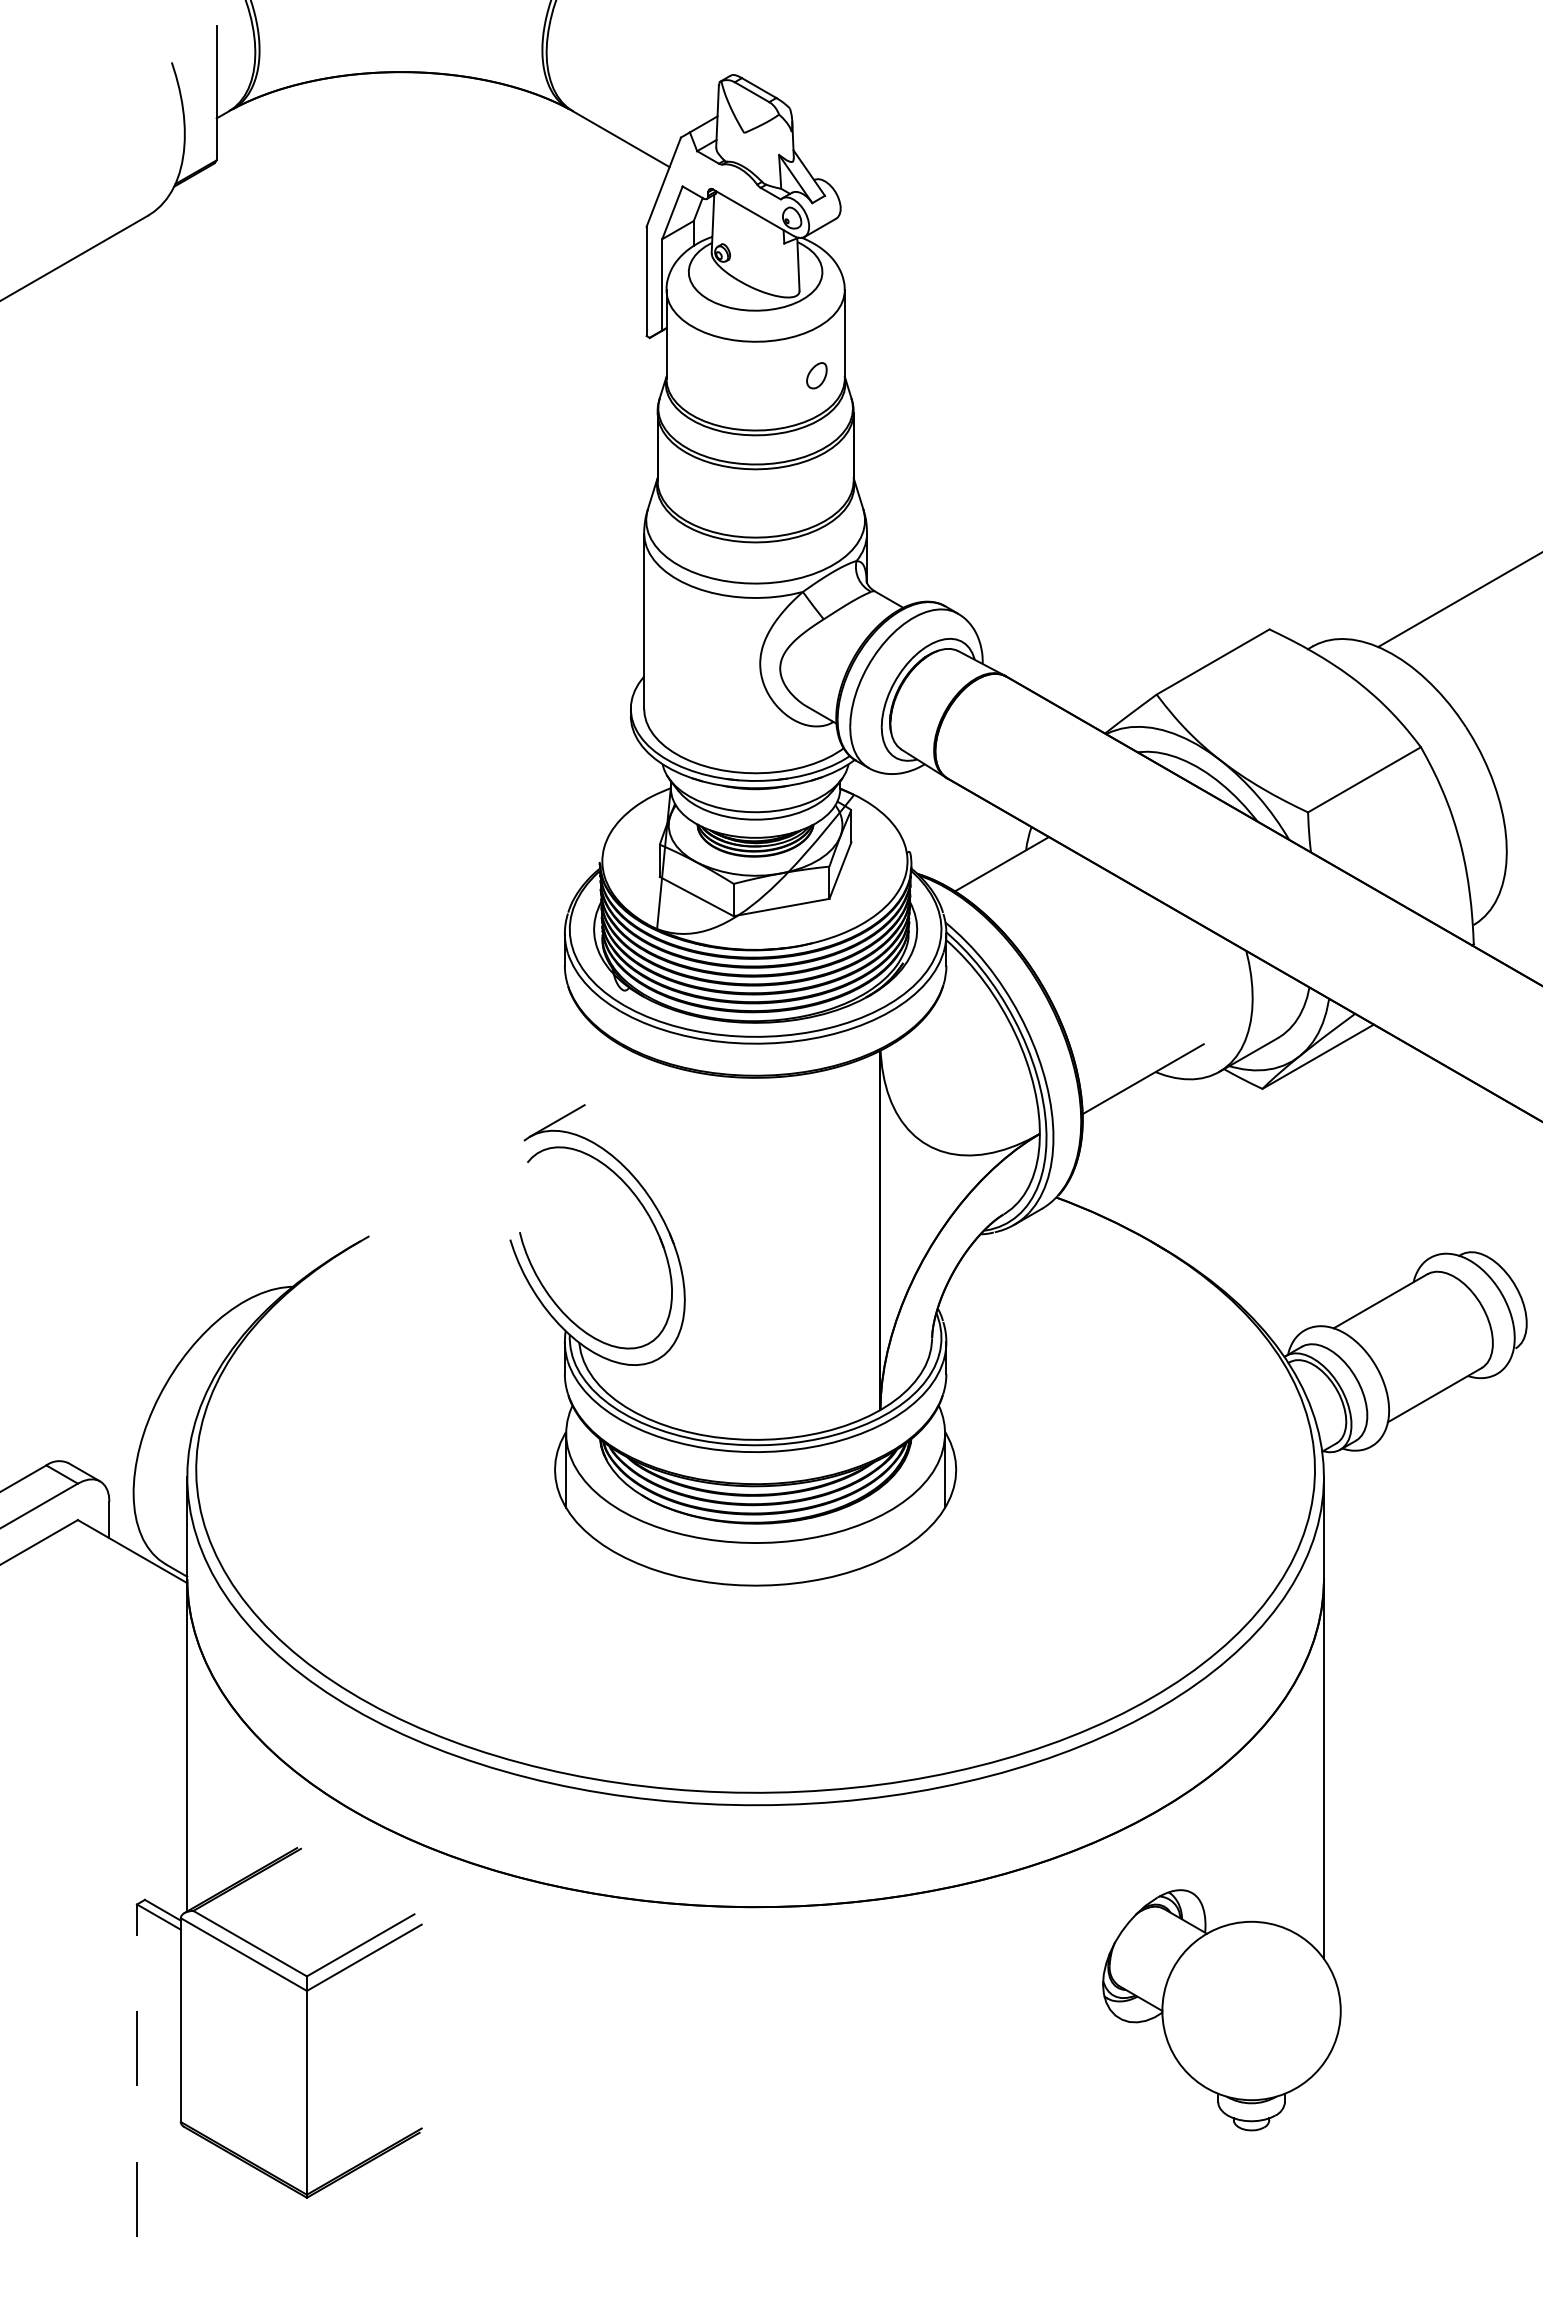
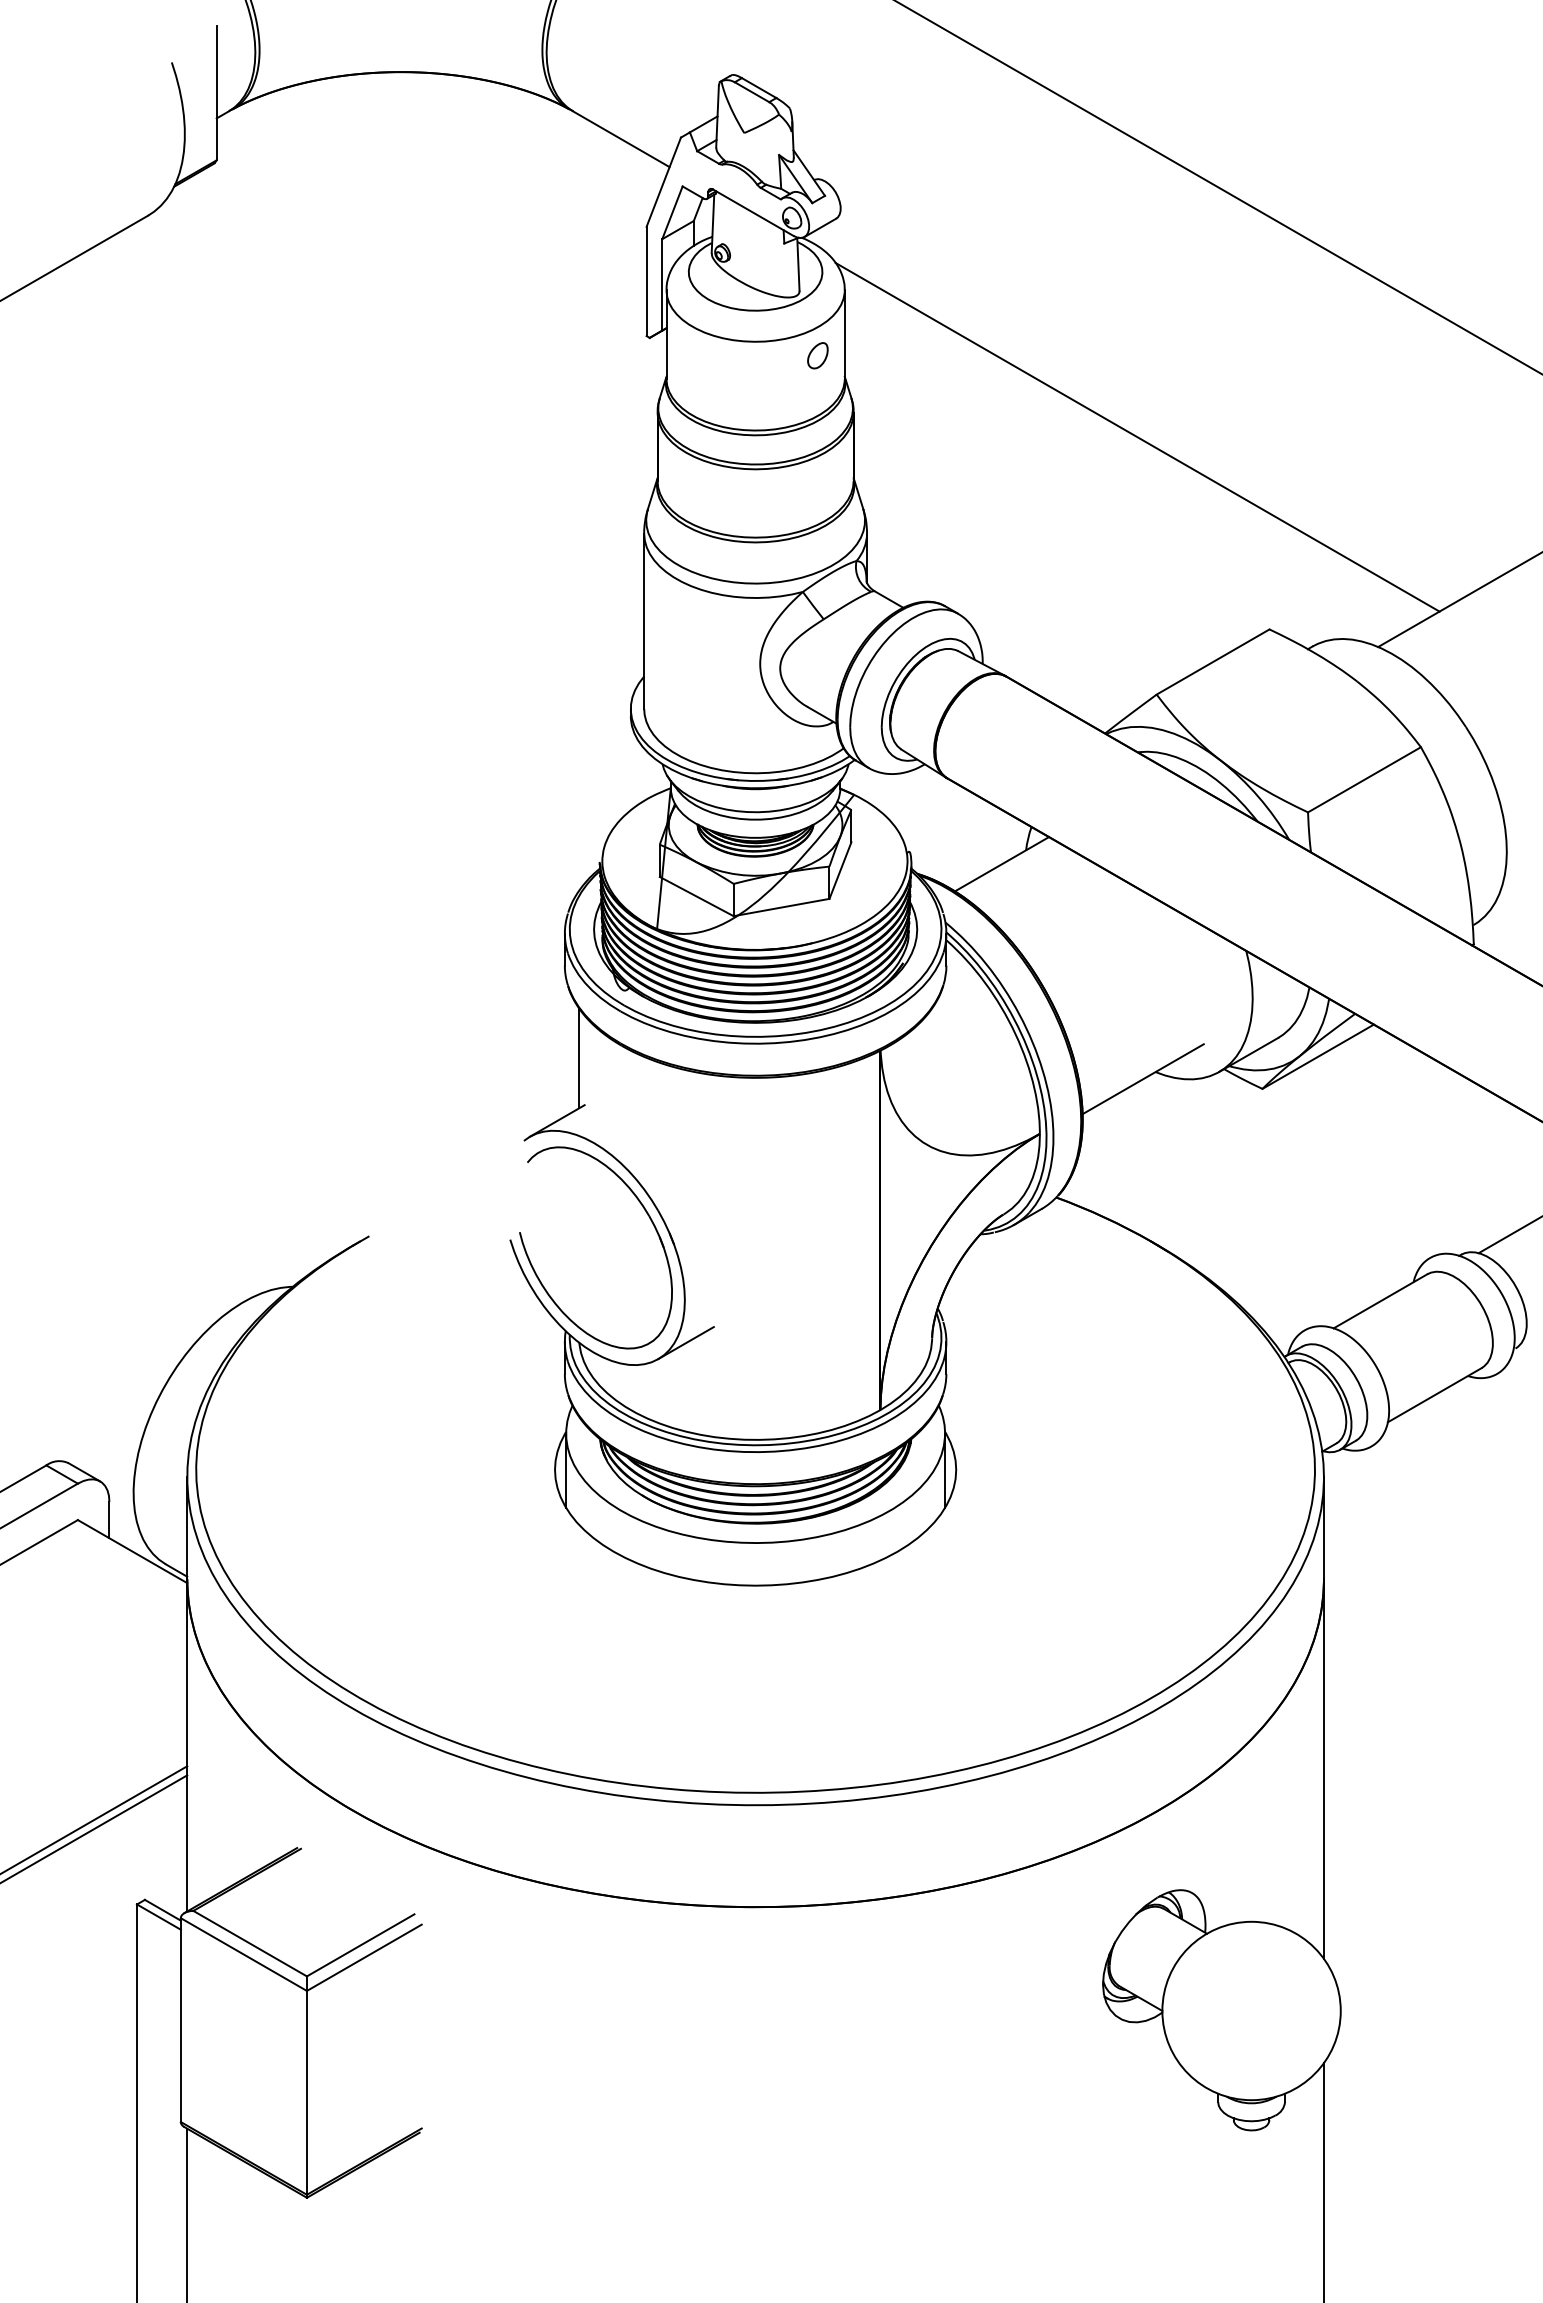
line: none -> present (1218, 187)
part position: (816, 375) -> (817, 355) (817, 355)
line: none -> present (1137, 436)
line: none -> present (579, 1058)
line: none -> present (1508, 1235)
line: none -> present (685, 1343)
line: none -> present (94, 1819)
line: none -> present (94, 1828)
line: dashed -> solid (137, 2103)
line: none -> present (1324, 2181)
line: none -> present (187, 2213)
